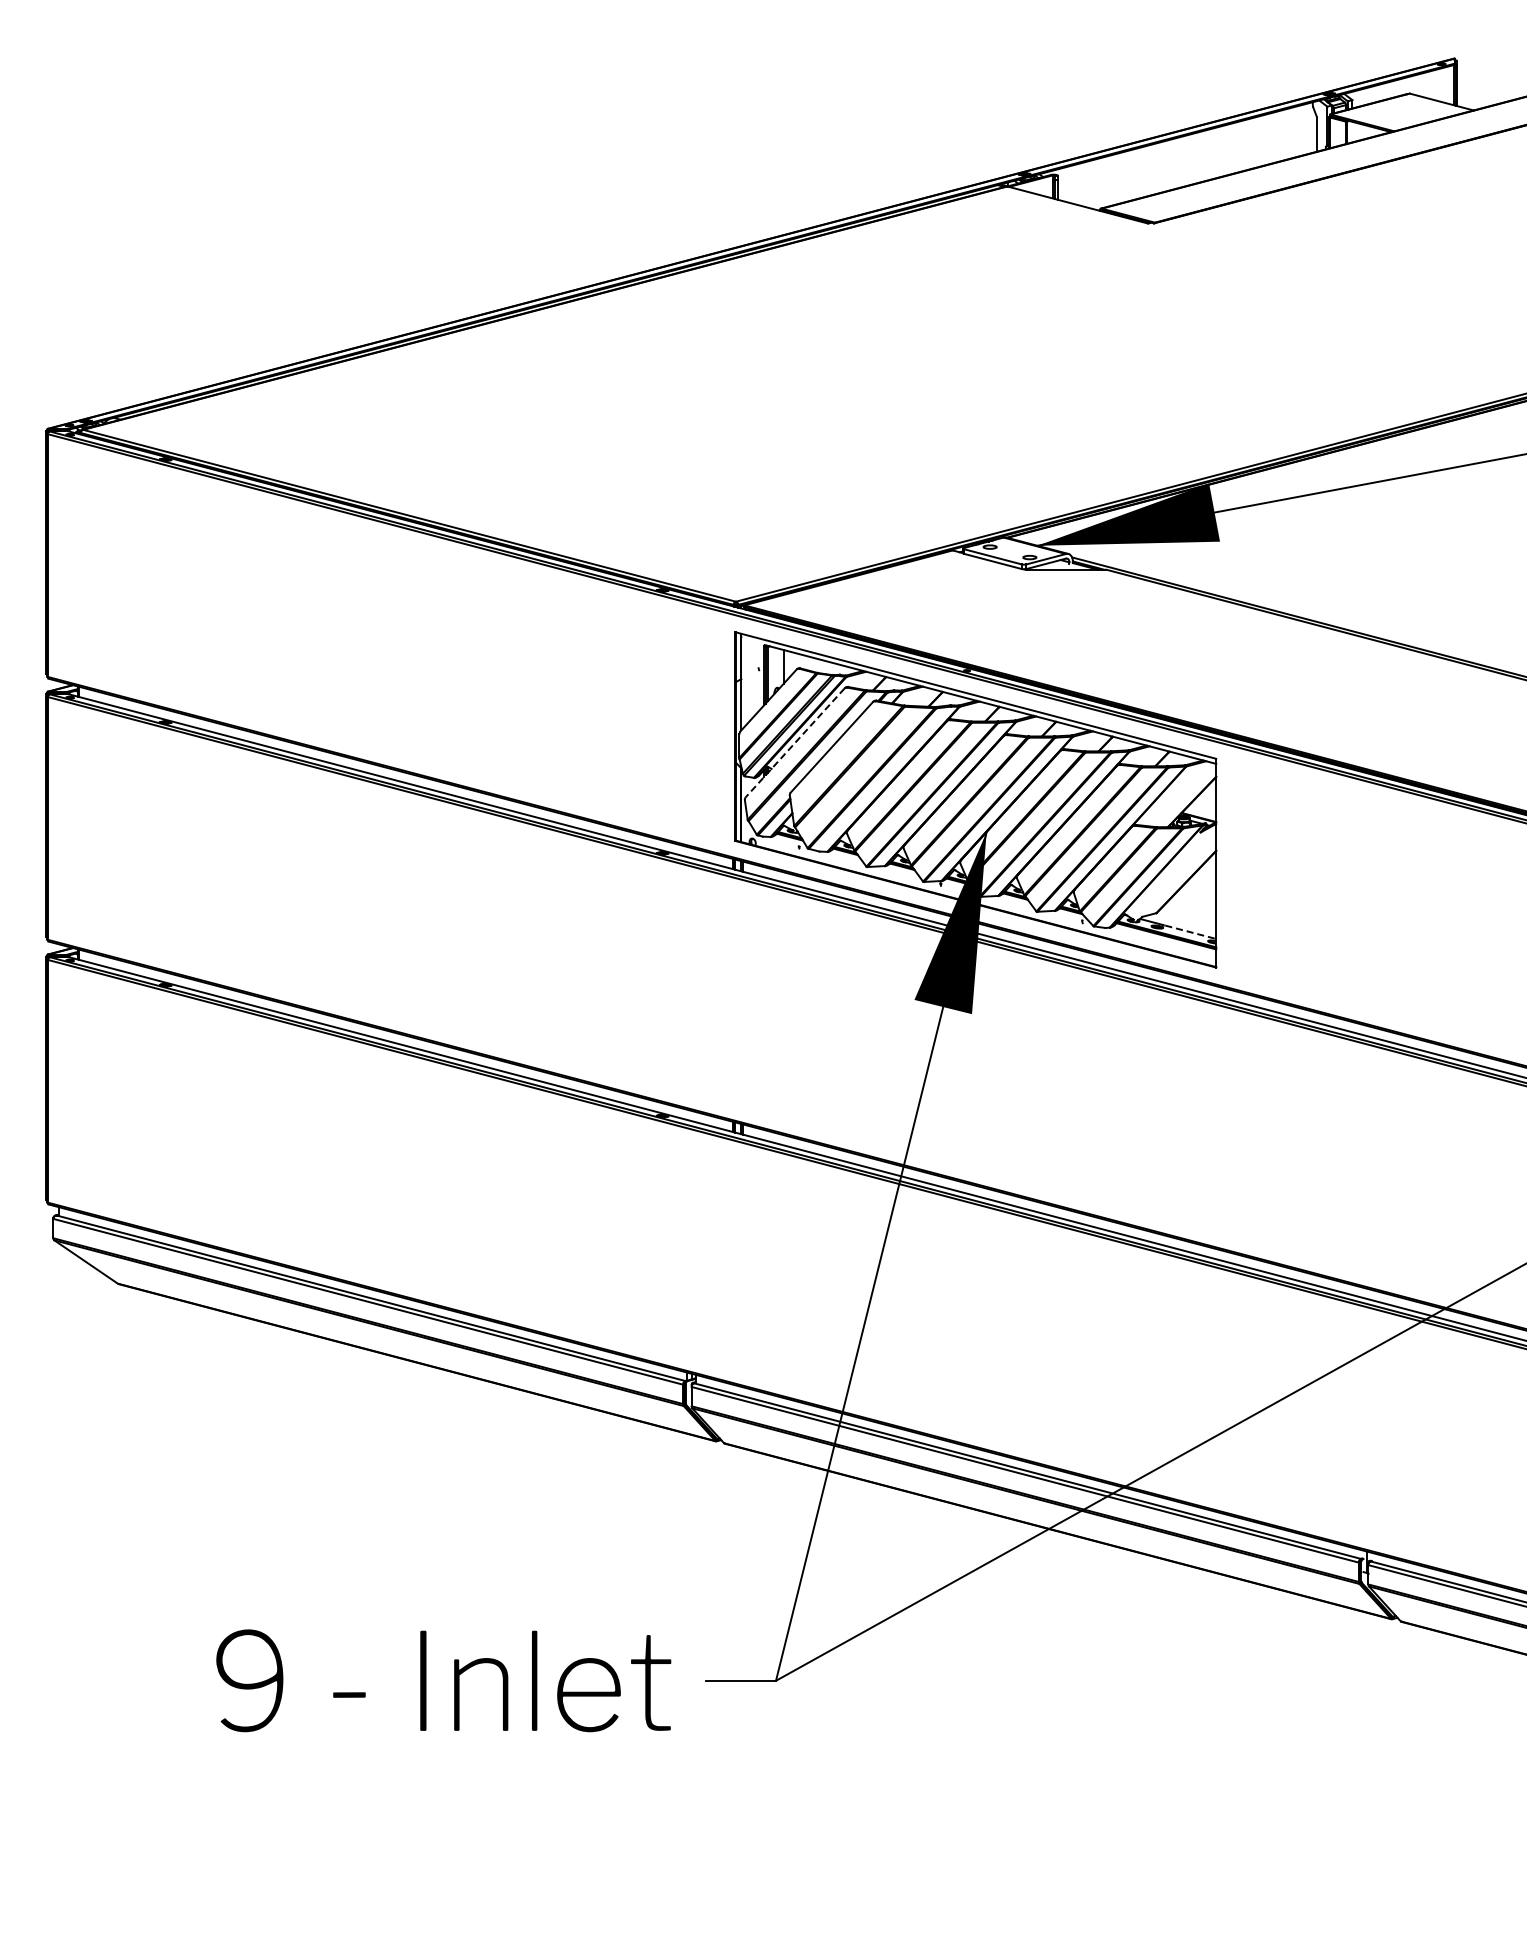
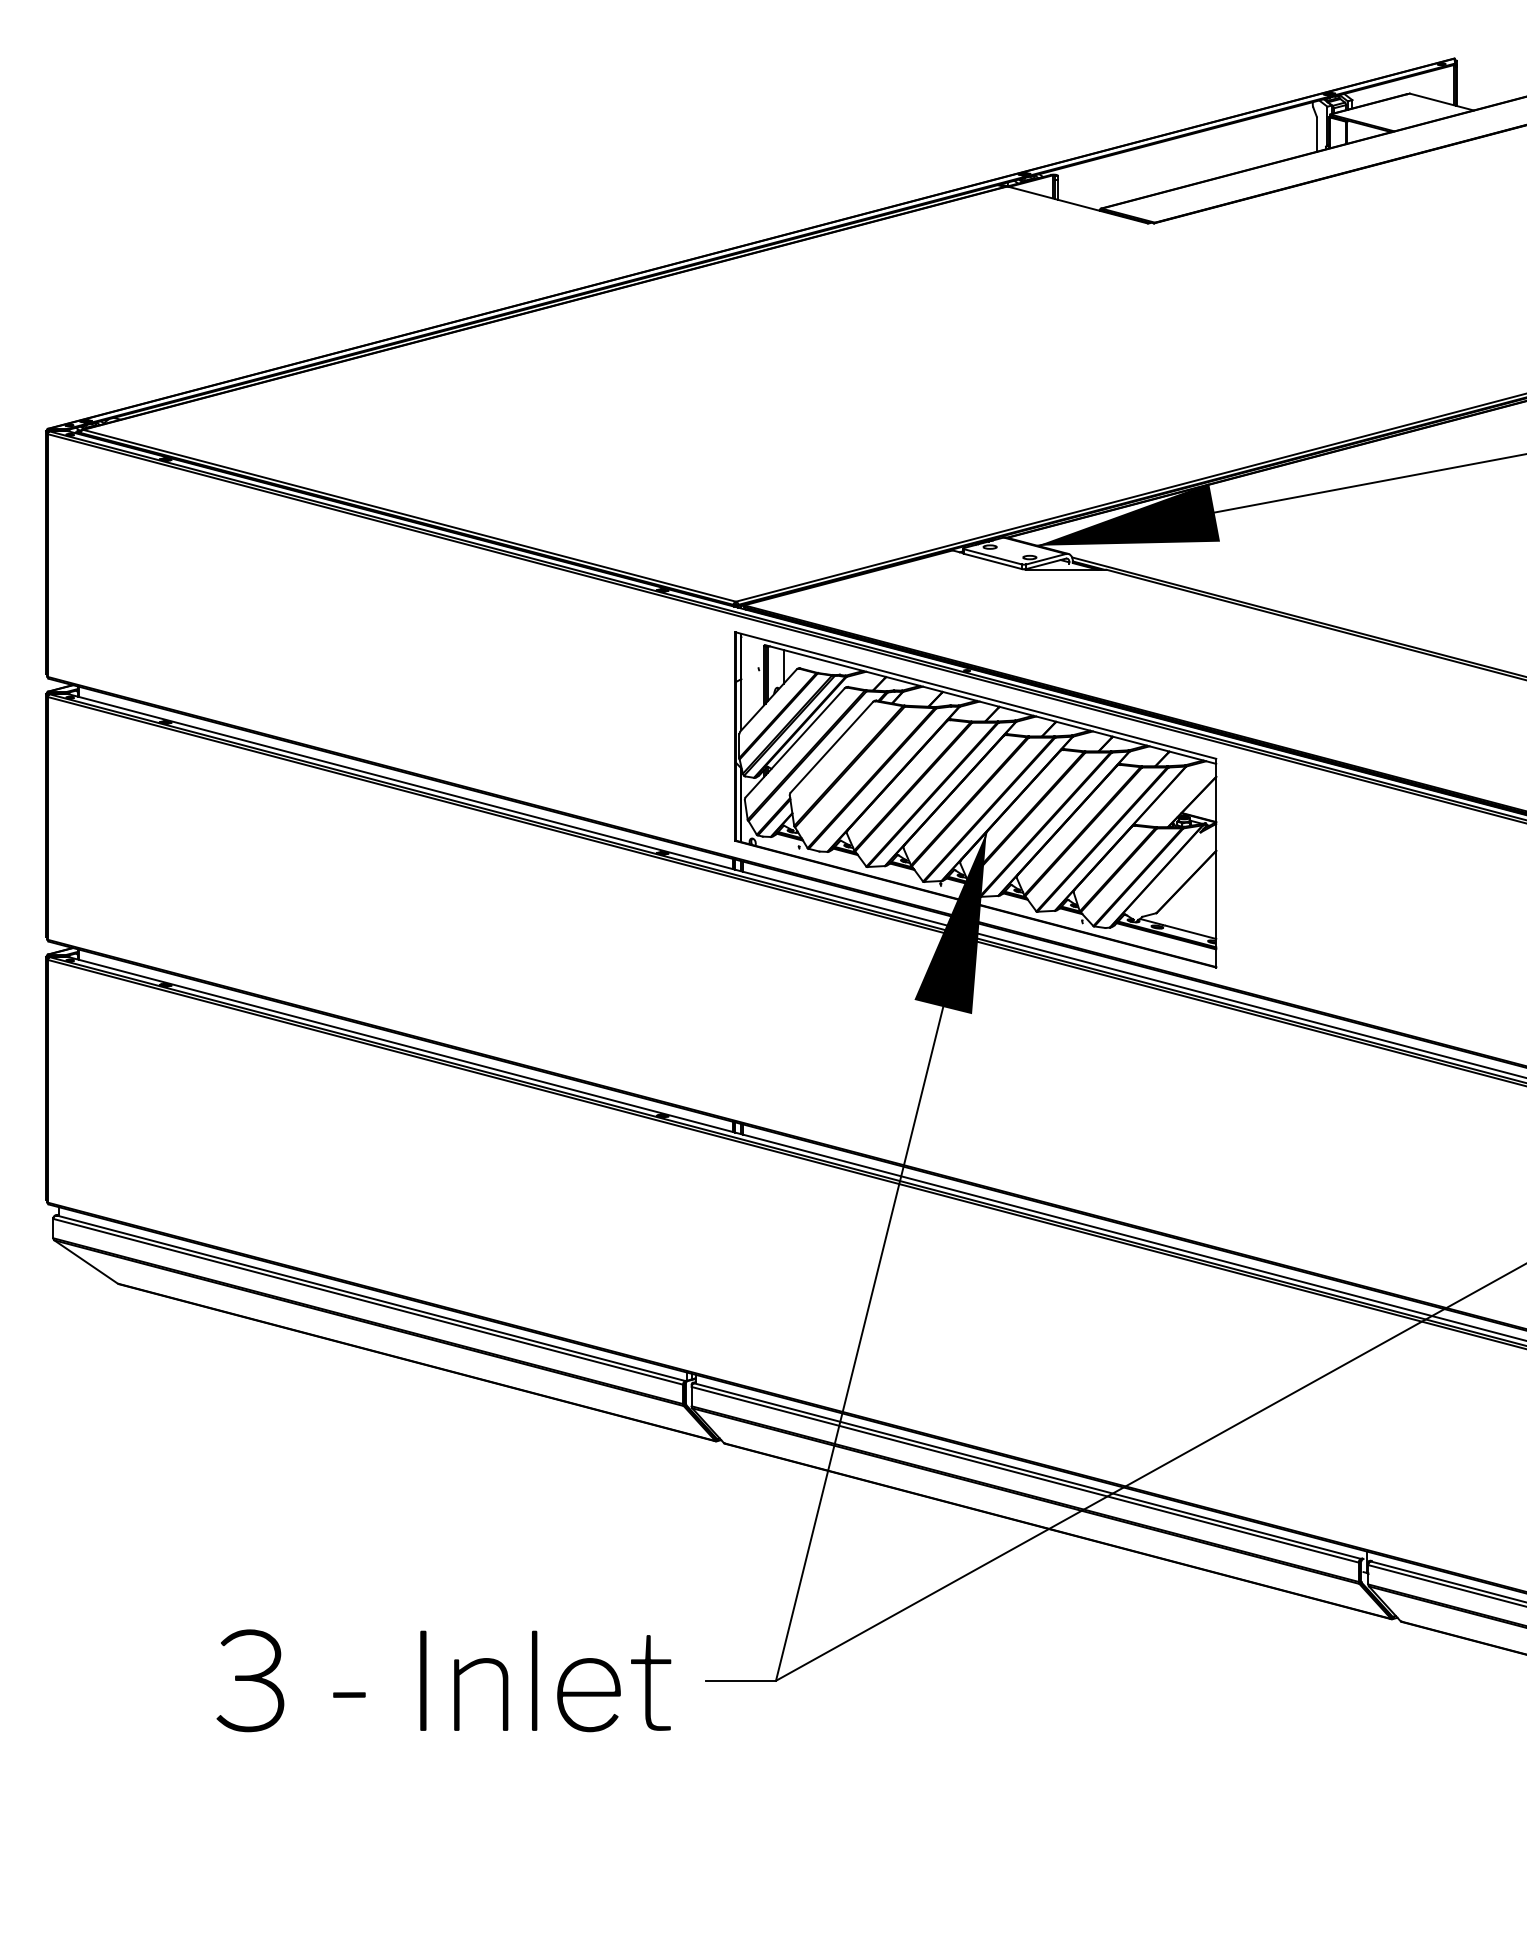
line: dashed -> solid (795, 742)
line: dashed -> solid (1191, 932)
text: 9 -> 3 (250, 1680)
